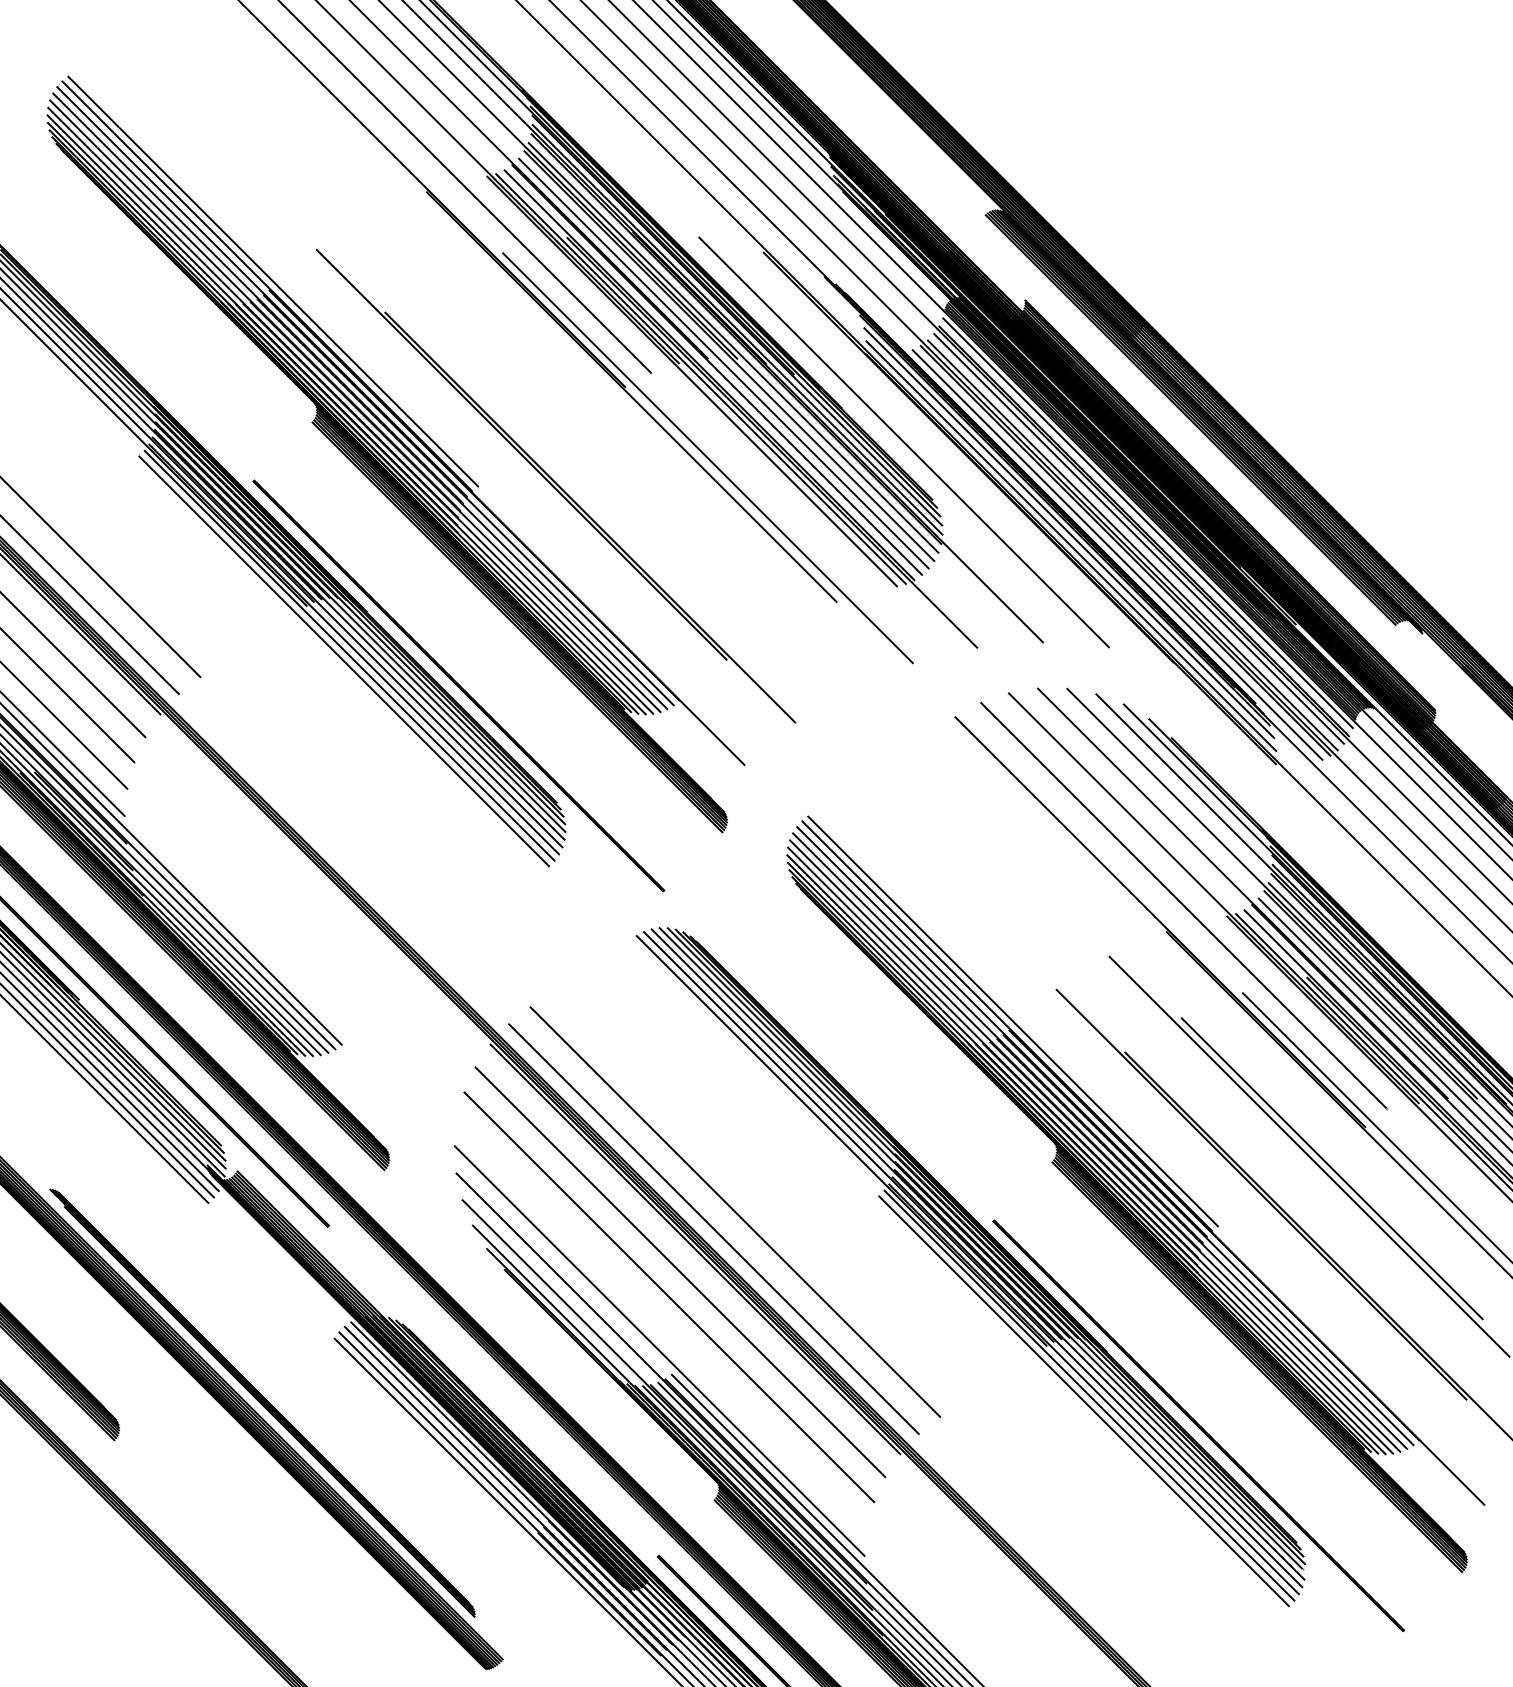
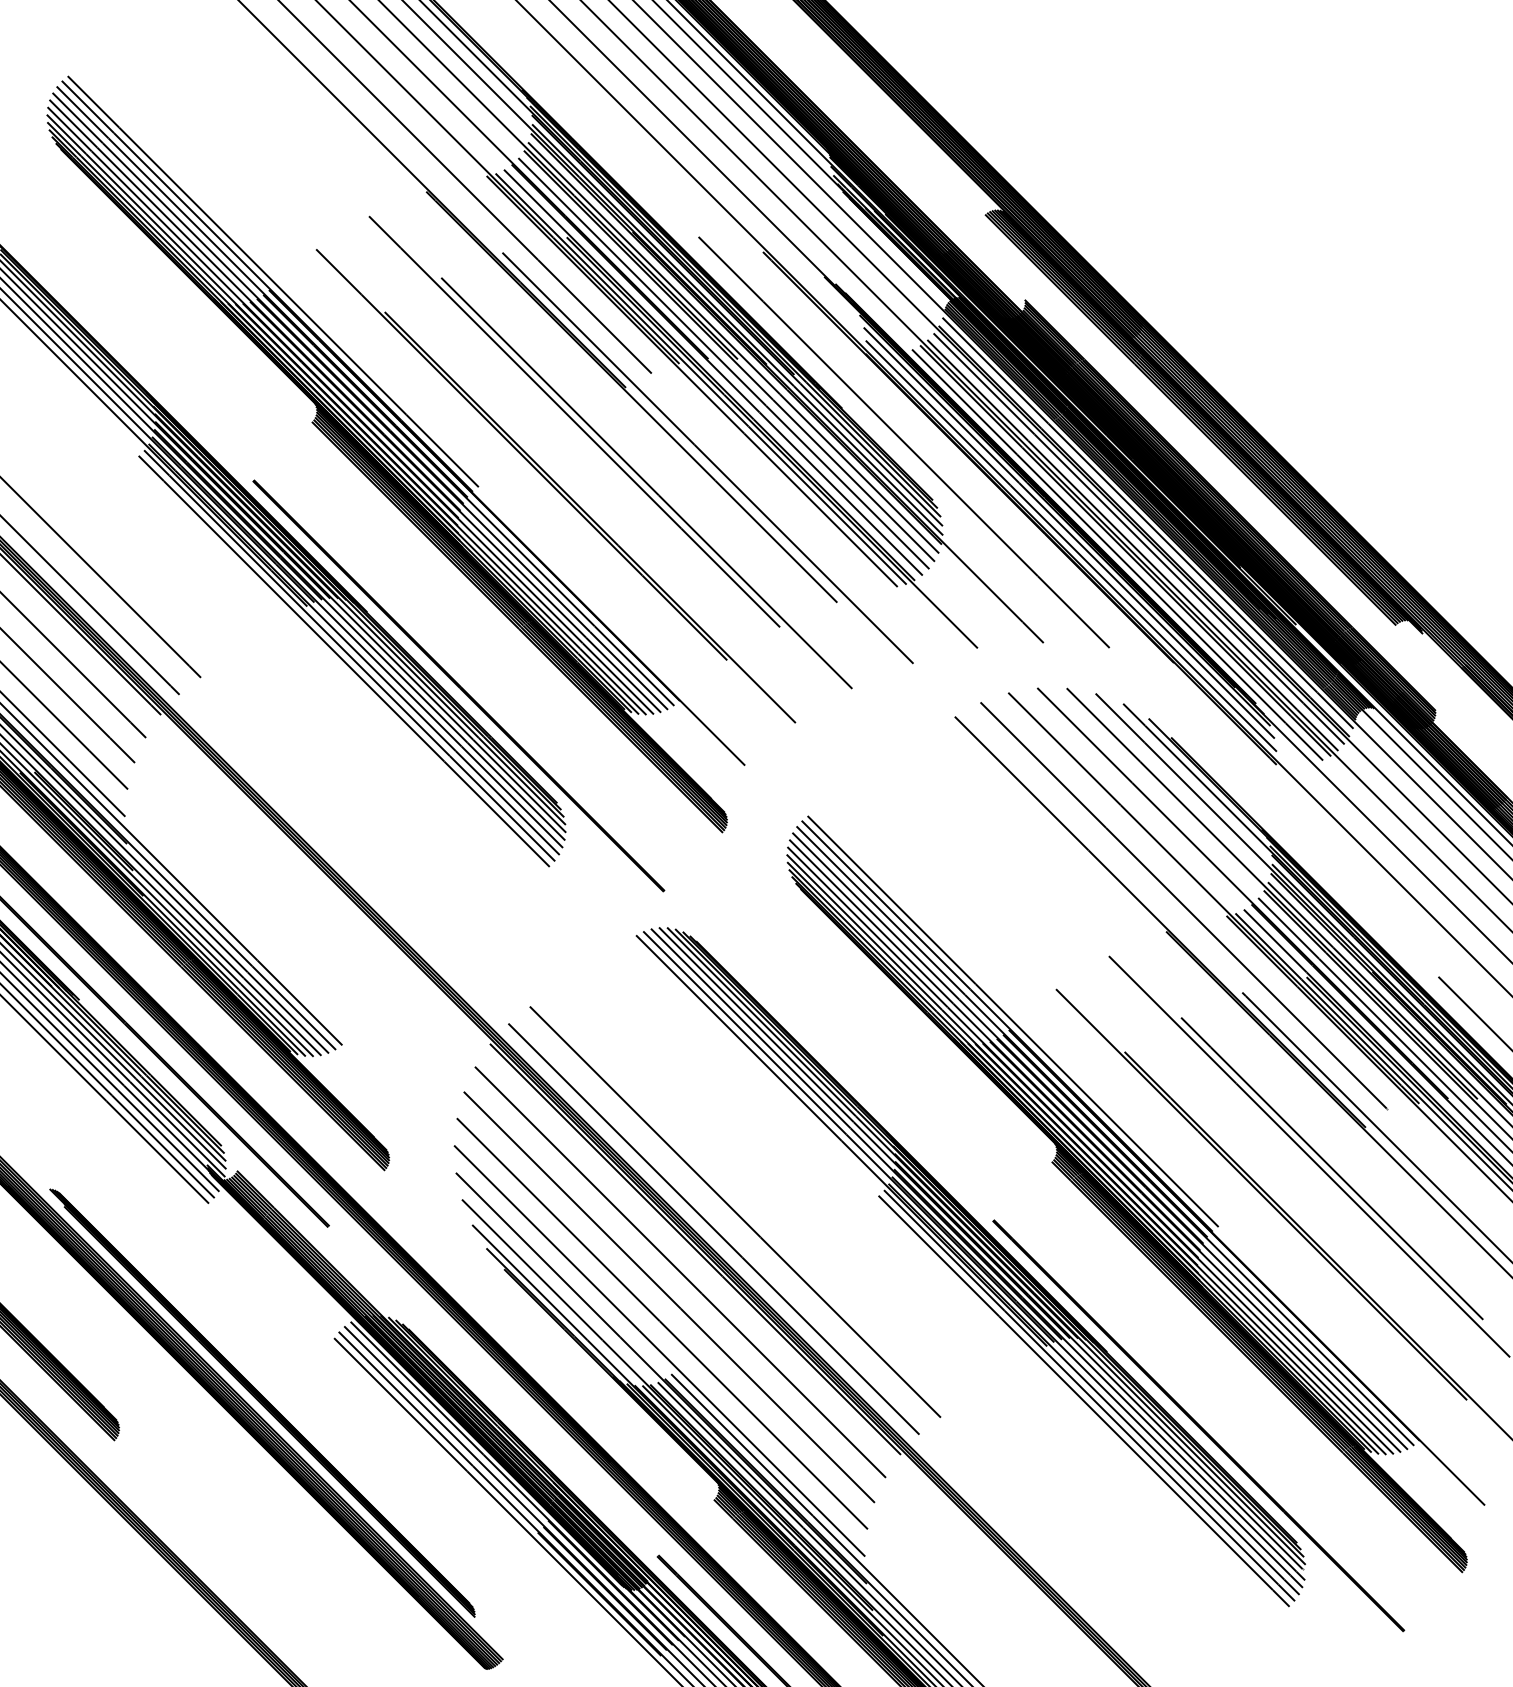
part: none -> present (610, 452)
line: none -> present (1473, 1011)
line: none -> present (662, 1323)
